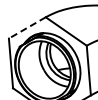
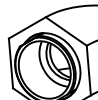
line: dashed -> solid (26, 28)
